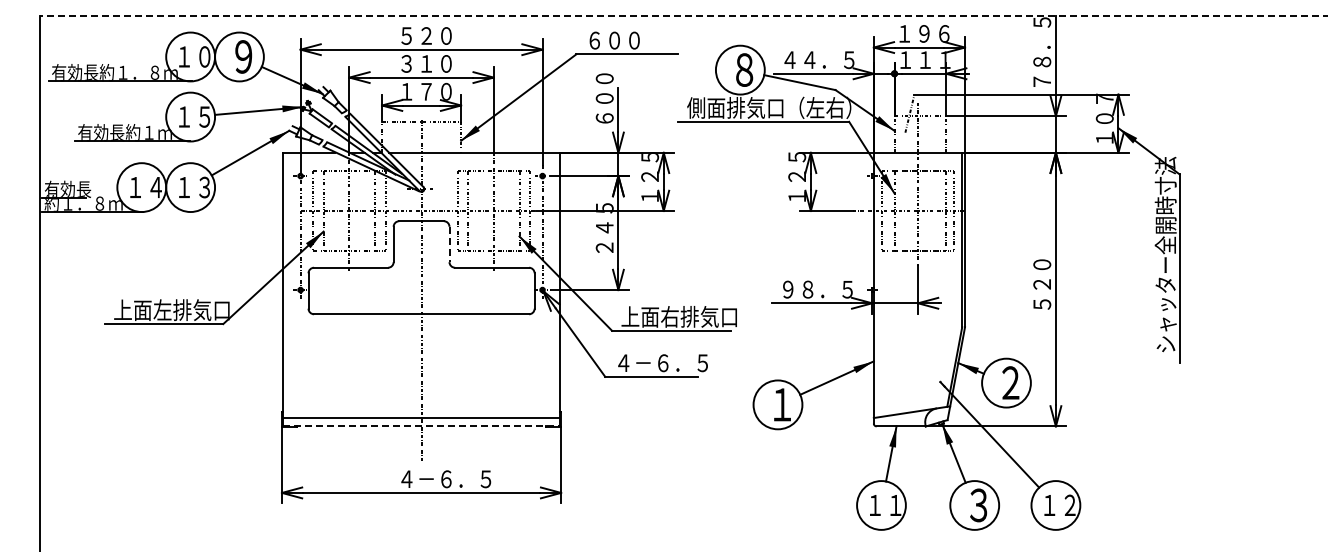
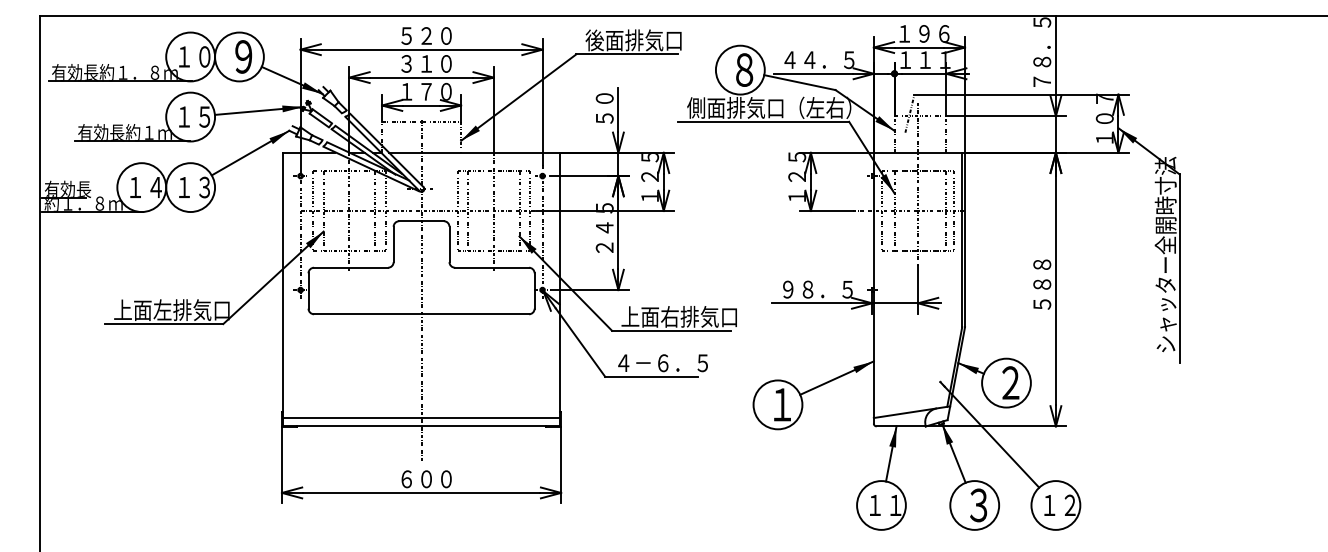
line: dashed -> solid (683, 16)
text: ６００ -> 後面排気口 (633, 40)
text: ６００ -> ５０ (604, 98)
line: dashed -> solid (449, 244)
text: ５２０ -> ５８８ (1042, 274)
line: dashed -> solid (421, 426)
text: ４－６．５ -> ６００ (446, 479)
